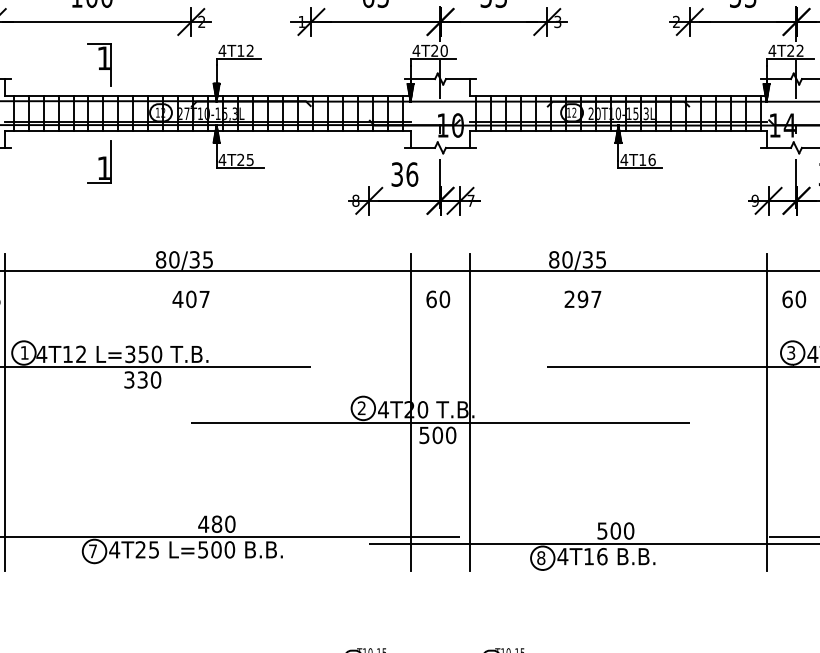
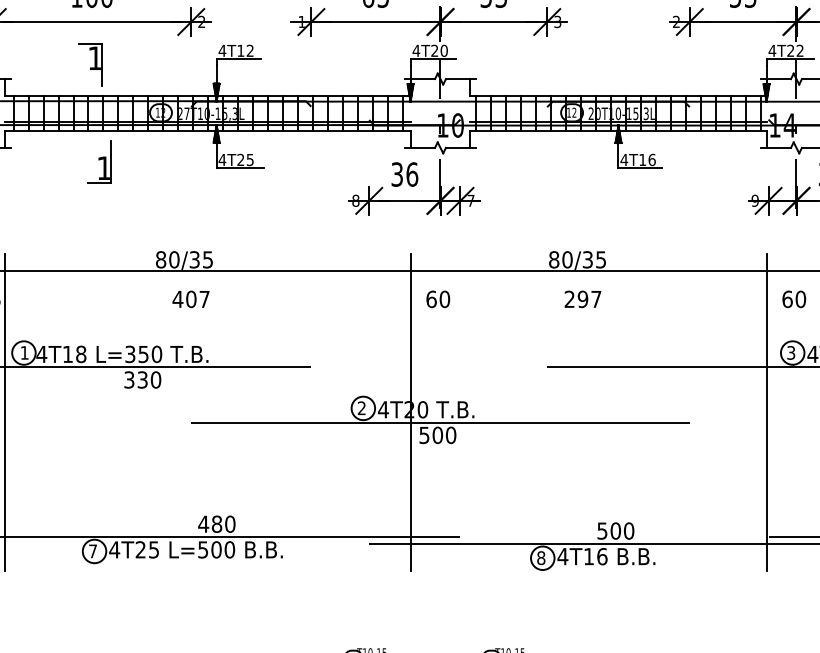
part position: (99, 64) -> (90, 64) (90, 64)
text: 4T12 -> 4T18 (81, 354)
line: present -> none (470, 412)
